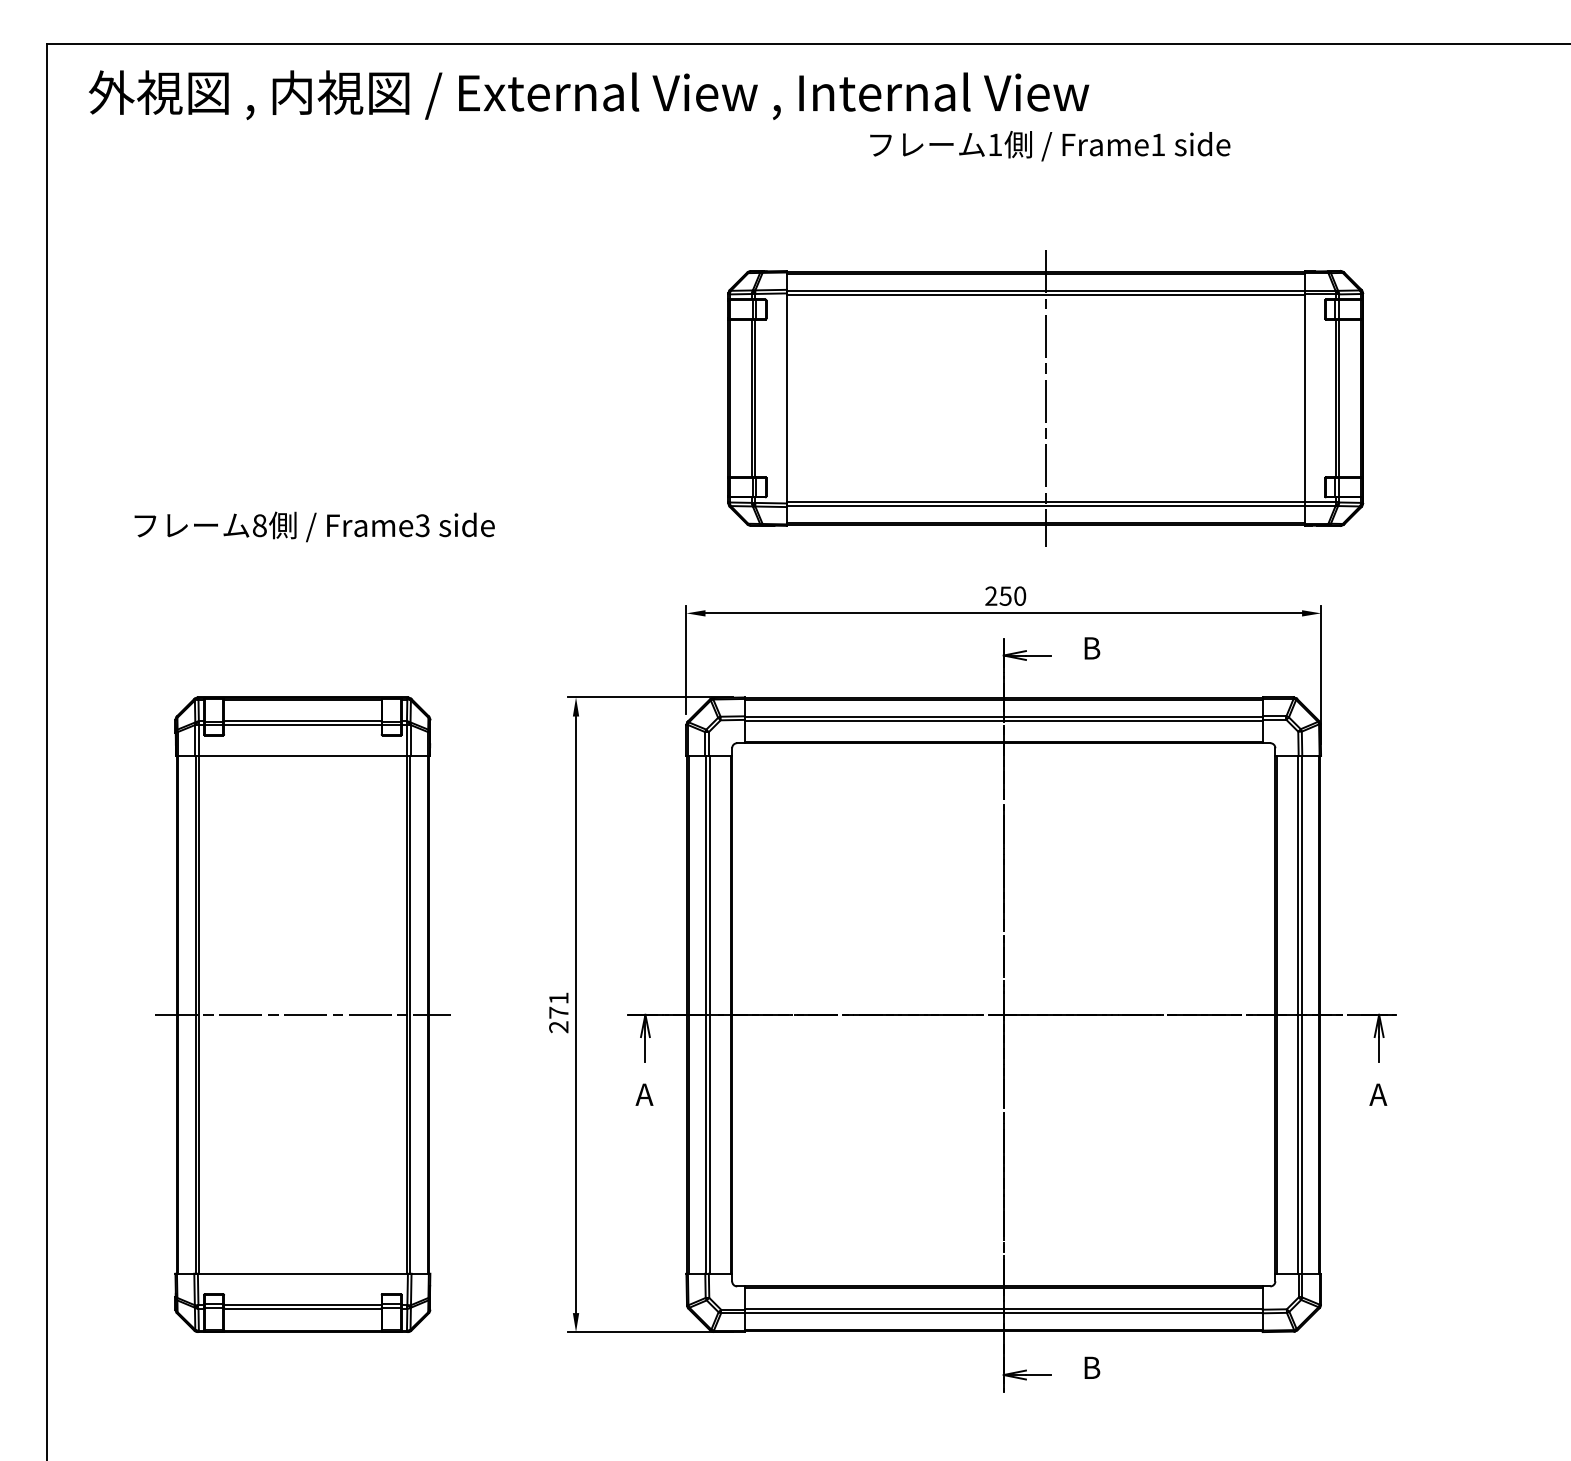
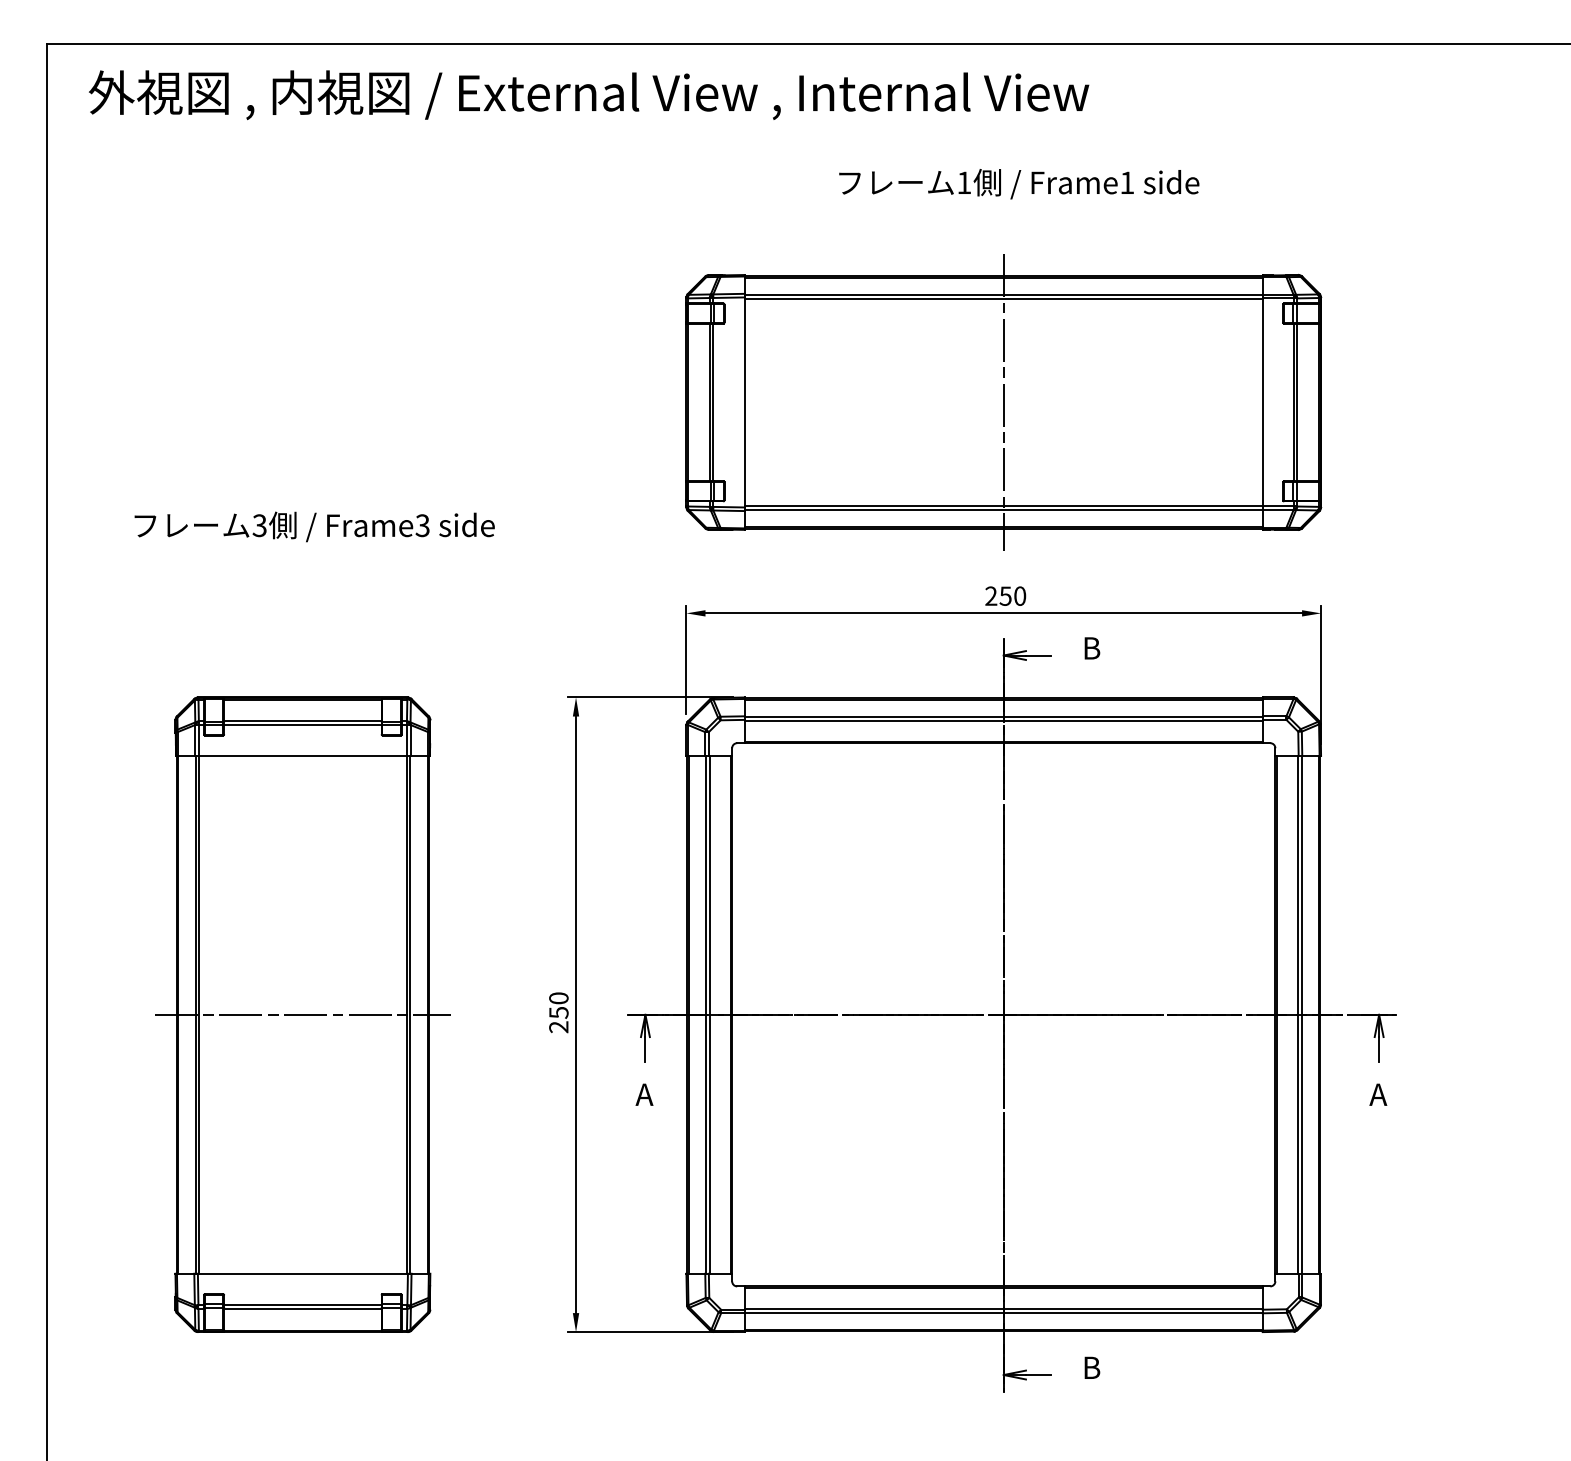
text position: (1050, 146) -> (1019, 184) (1019, 184)
part position: (1045, 398) -> (1003, 402) (1003, 402)
text: 8 -> 3 (259, 525)
text: 271 -> 250 (558, 1005)
